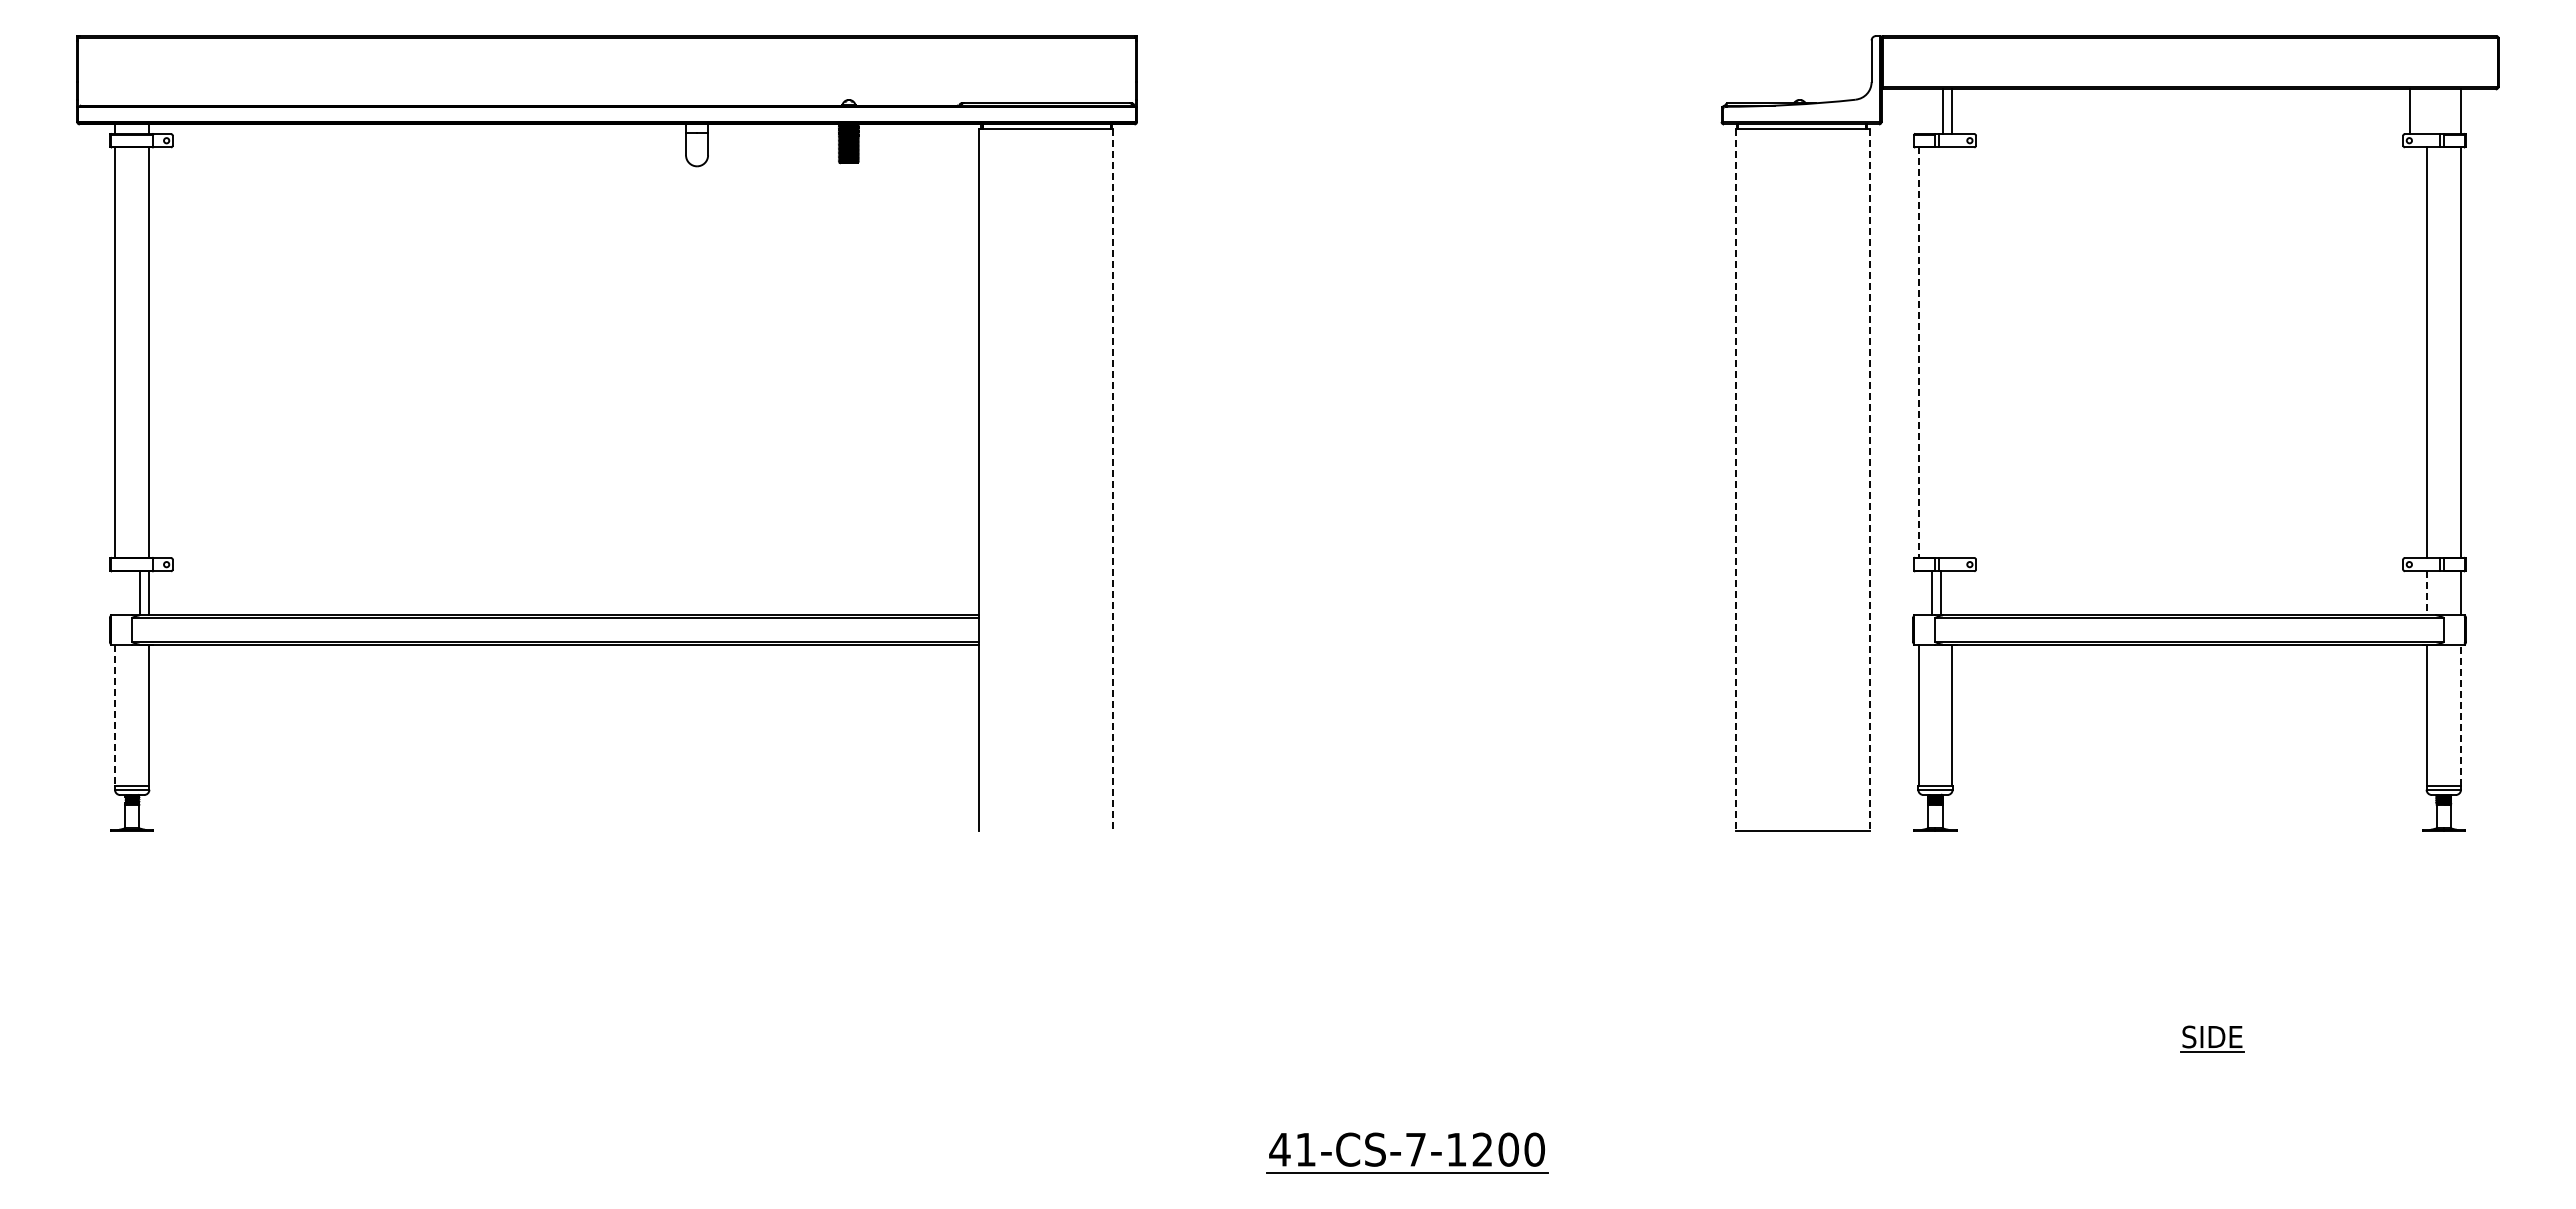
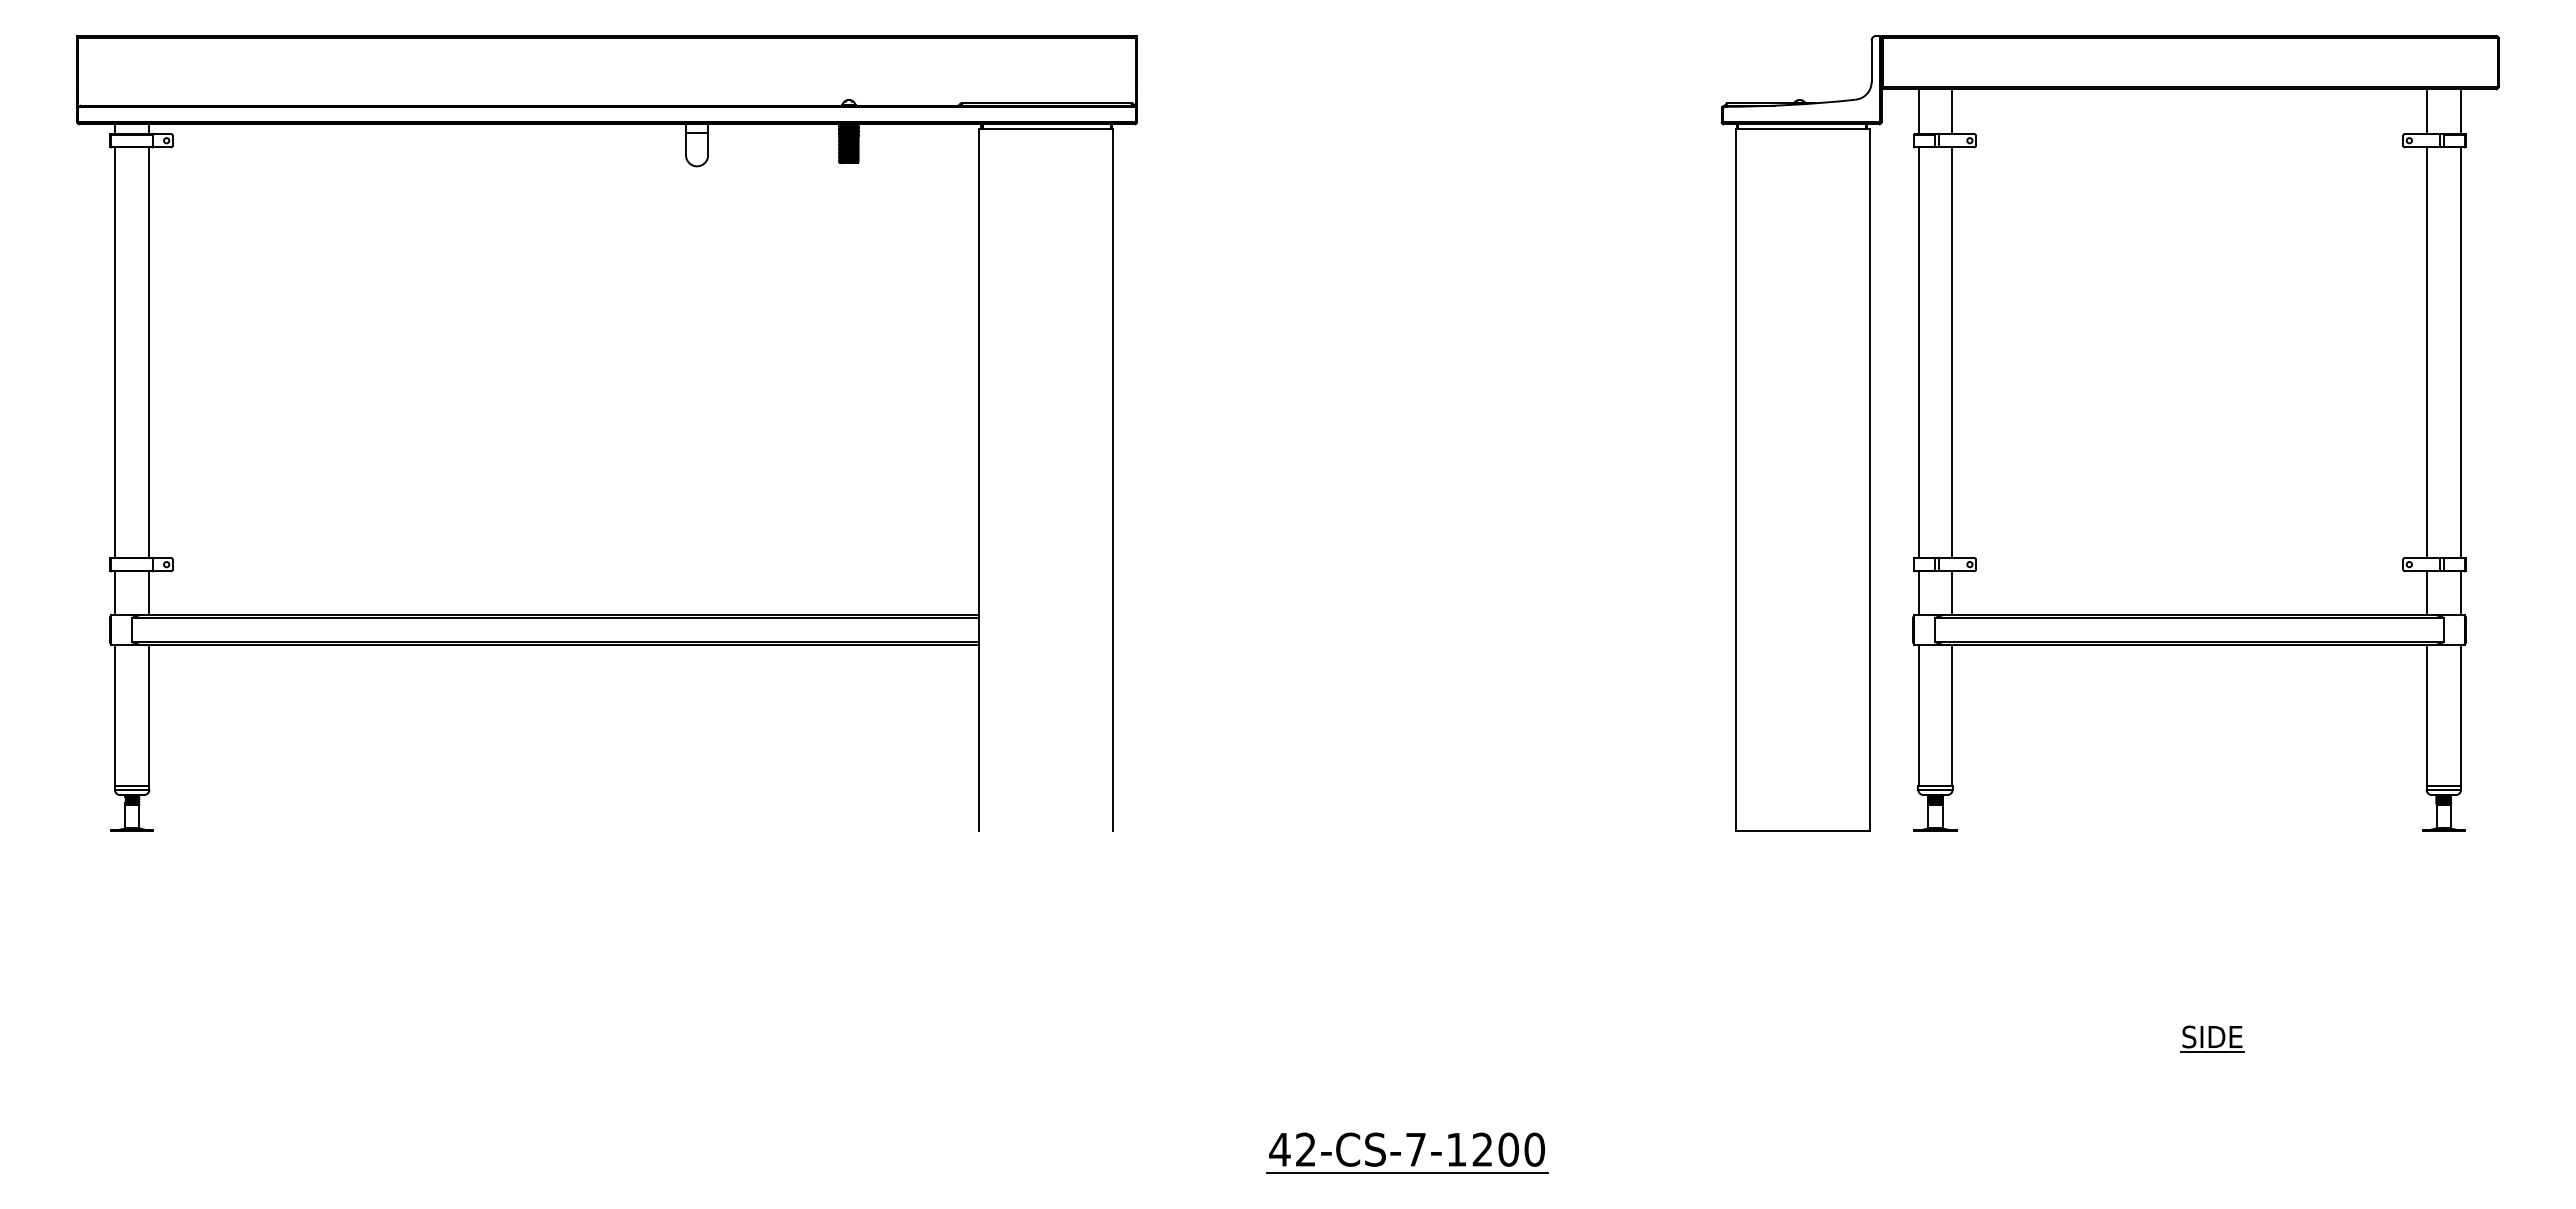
line position: (1942, 111) -> (1918, 111) (1918, 111)
line position: (2409, 111) -> (2426, 111) (2426, 111)
line: none -> present (1952, 352)
line: dashed -> solid (1918, 353)
line: dashed -> solid (1113, 480)
line: dashed -> solid (1735, 480)
line: dashed -> solid (1869, 480)
line position: (140, 593) -> (115, 593) (115, 593)
line position: (1932, 593) -> (1952, 593) (1952, 593)
line position: (1940, 593) -> (1918, 593) (1918, 593)
line: dashed -> solid (2426, 593)
line: dashed -> solid (2460, 715)
line: dashed -> solid (115, 716)
text: 41-CS-7-1200 -> 42-CS-7-1200 (1305, 1149)
